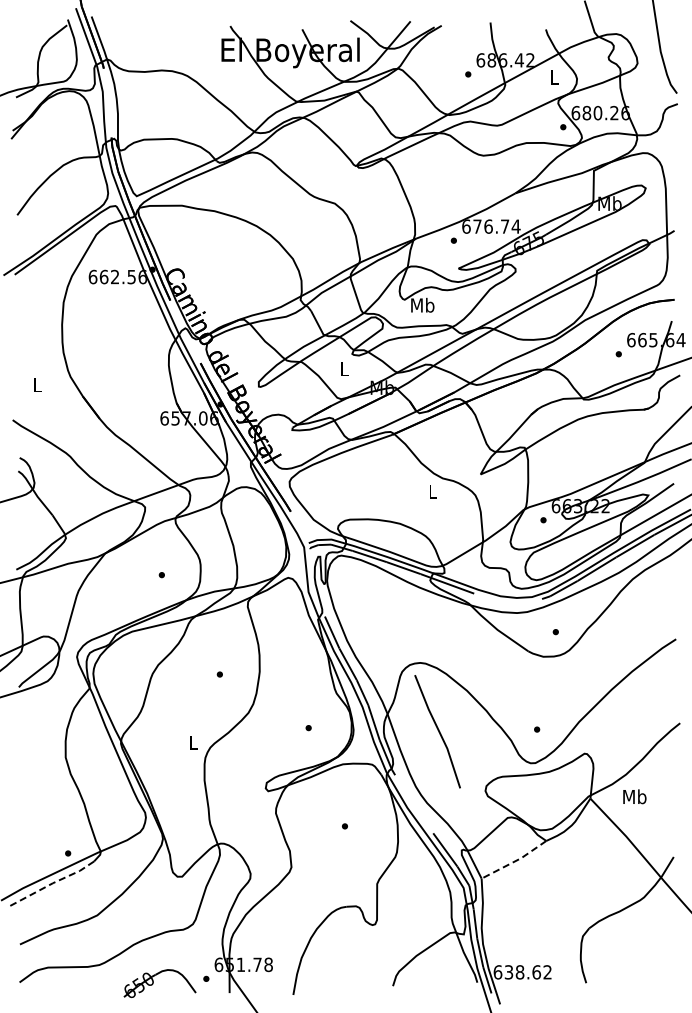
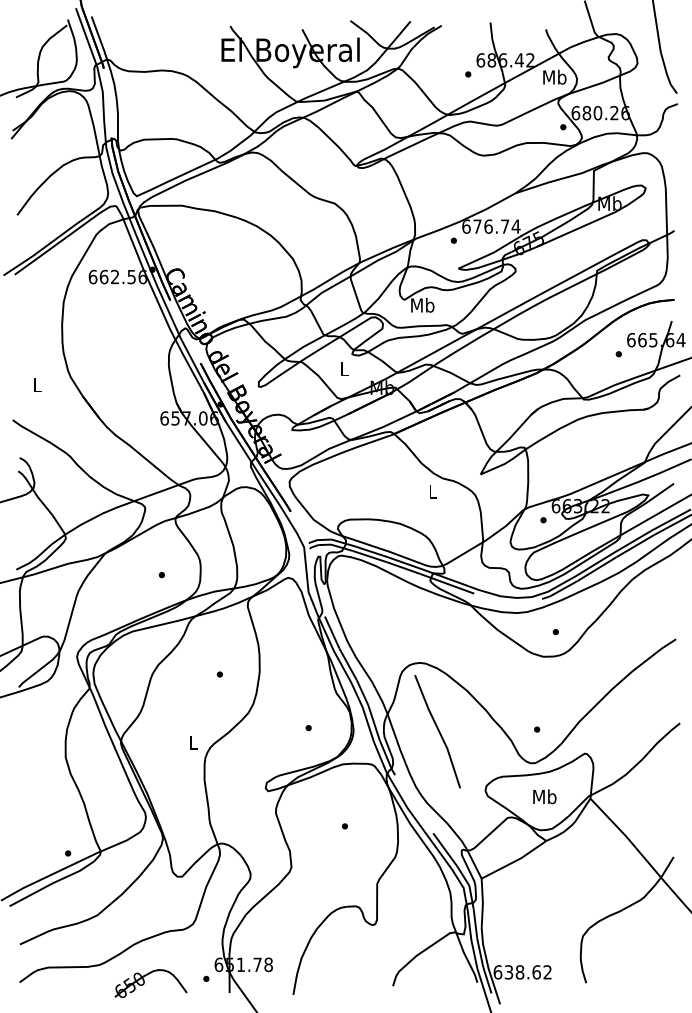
text: L -> Mb (554, 76)
text position: (634, 796) -> (544, 796) (544, 796)
line: dashed -> solid (515, 861)
line: dashed -> solid (52, 883)
part position: (159, 983) -> (150, 983) (150, 983)
